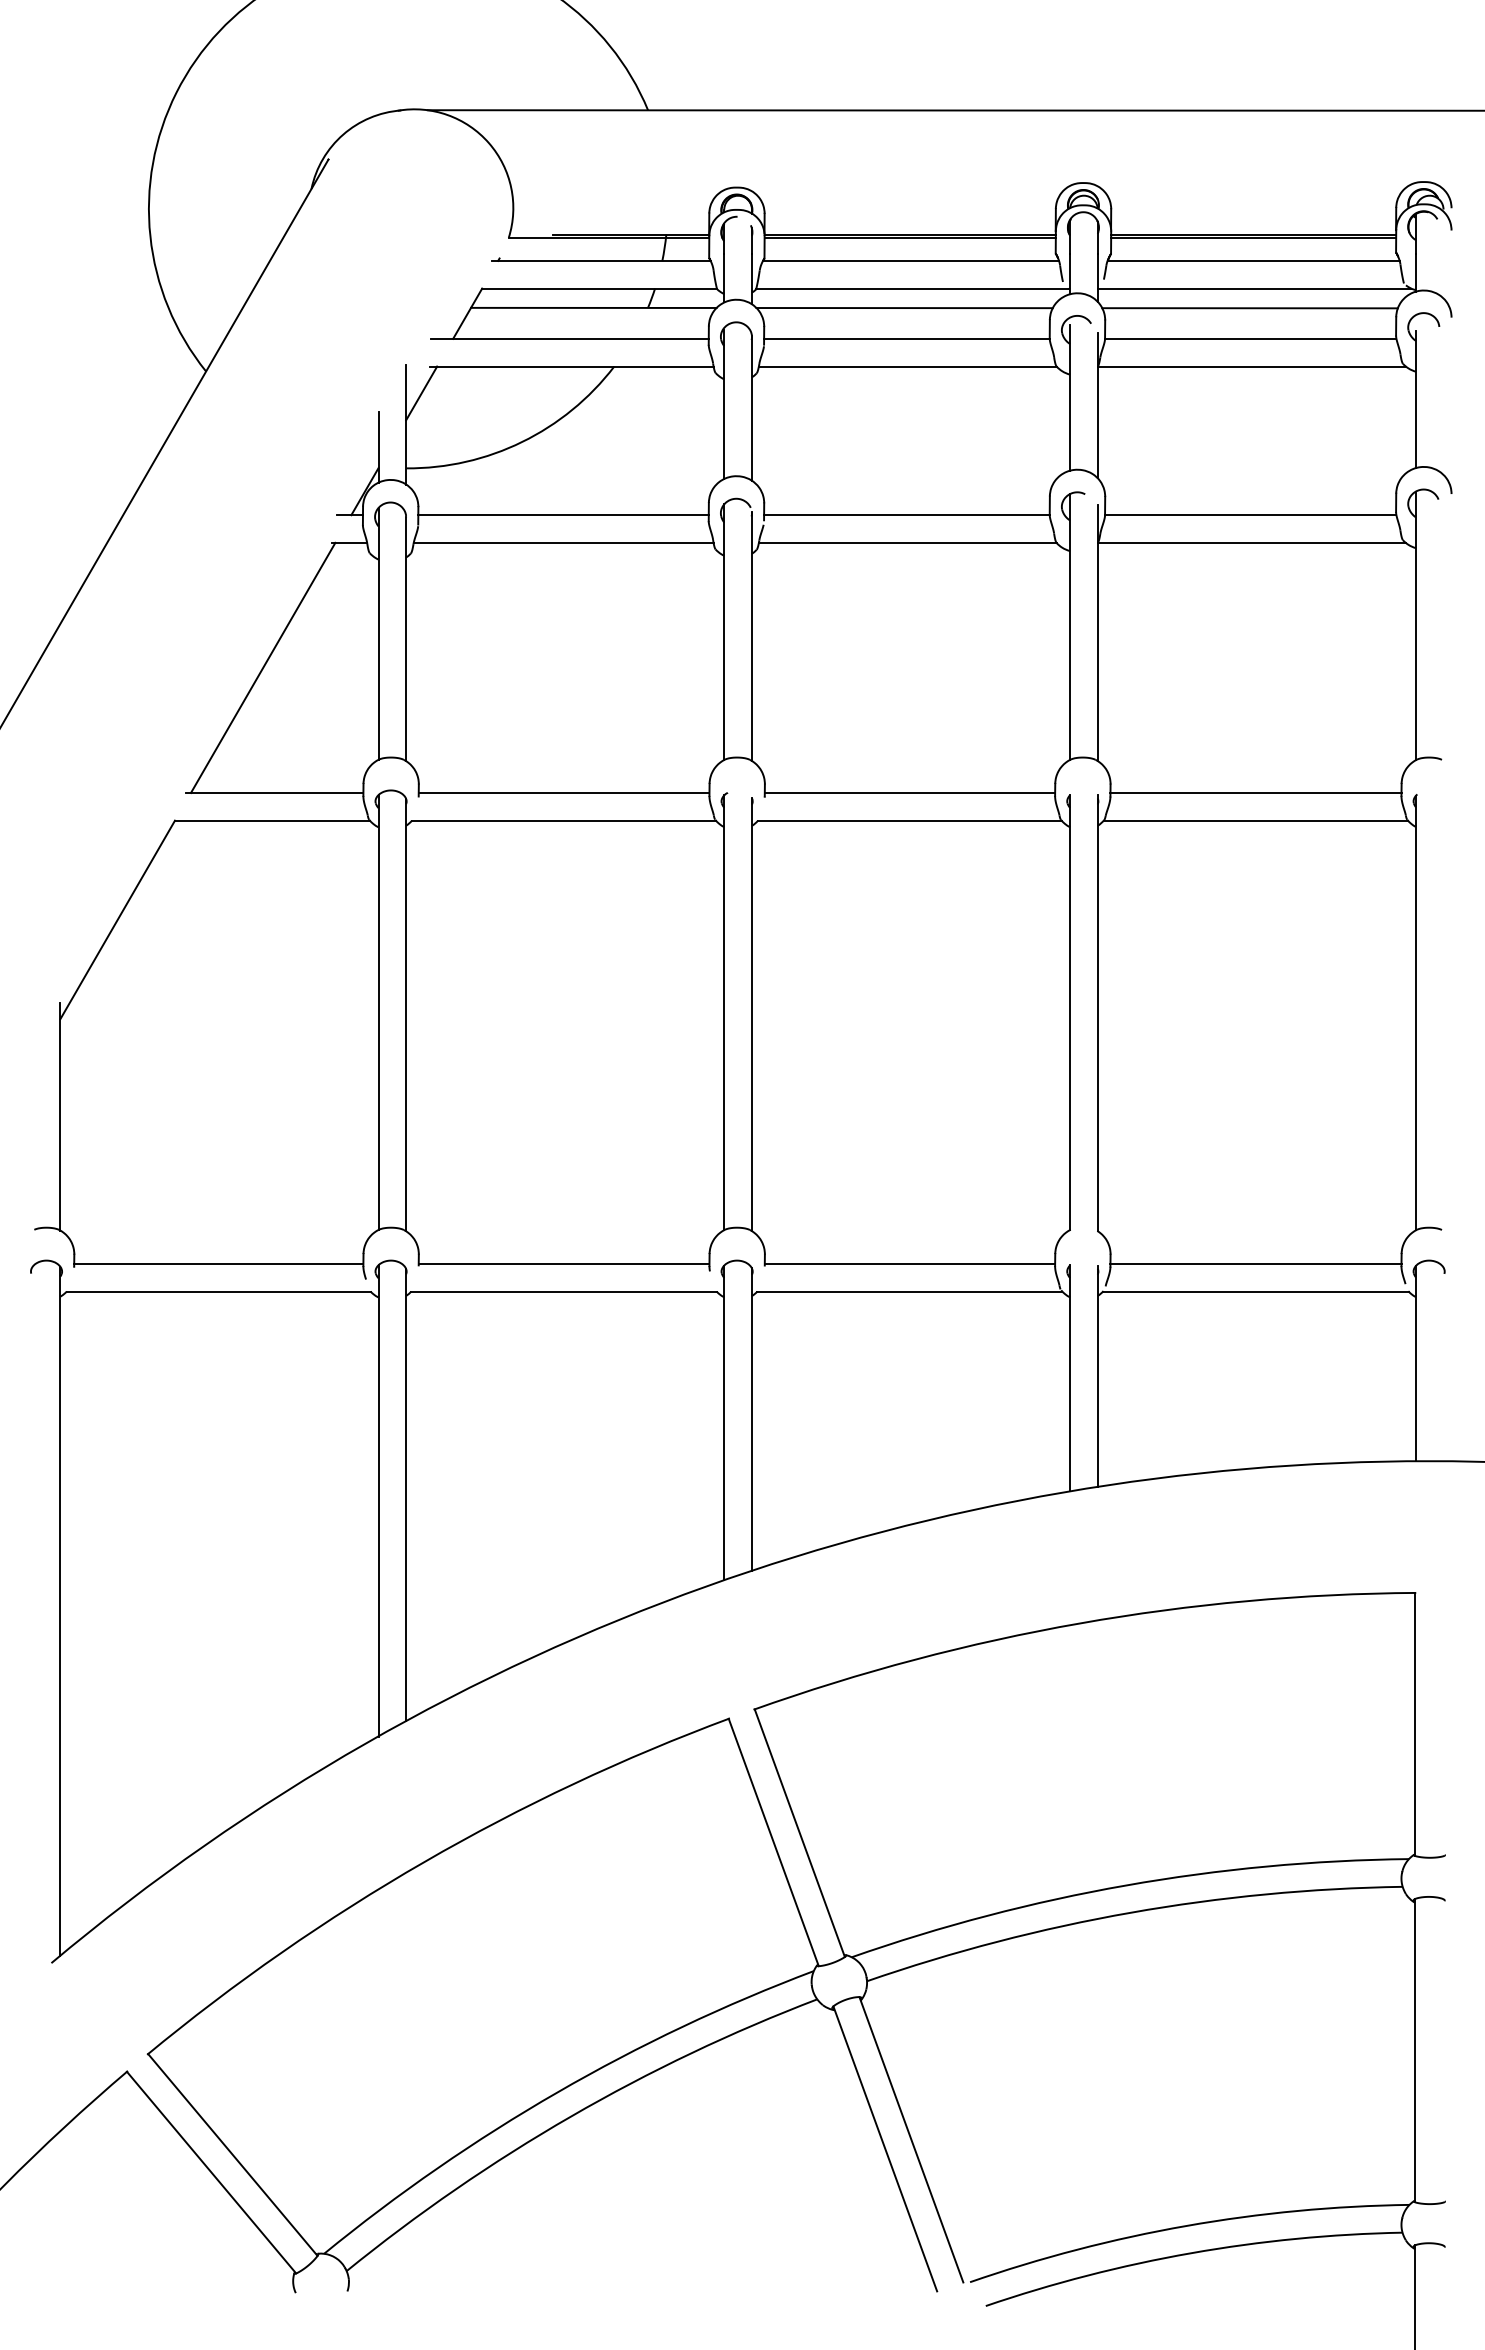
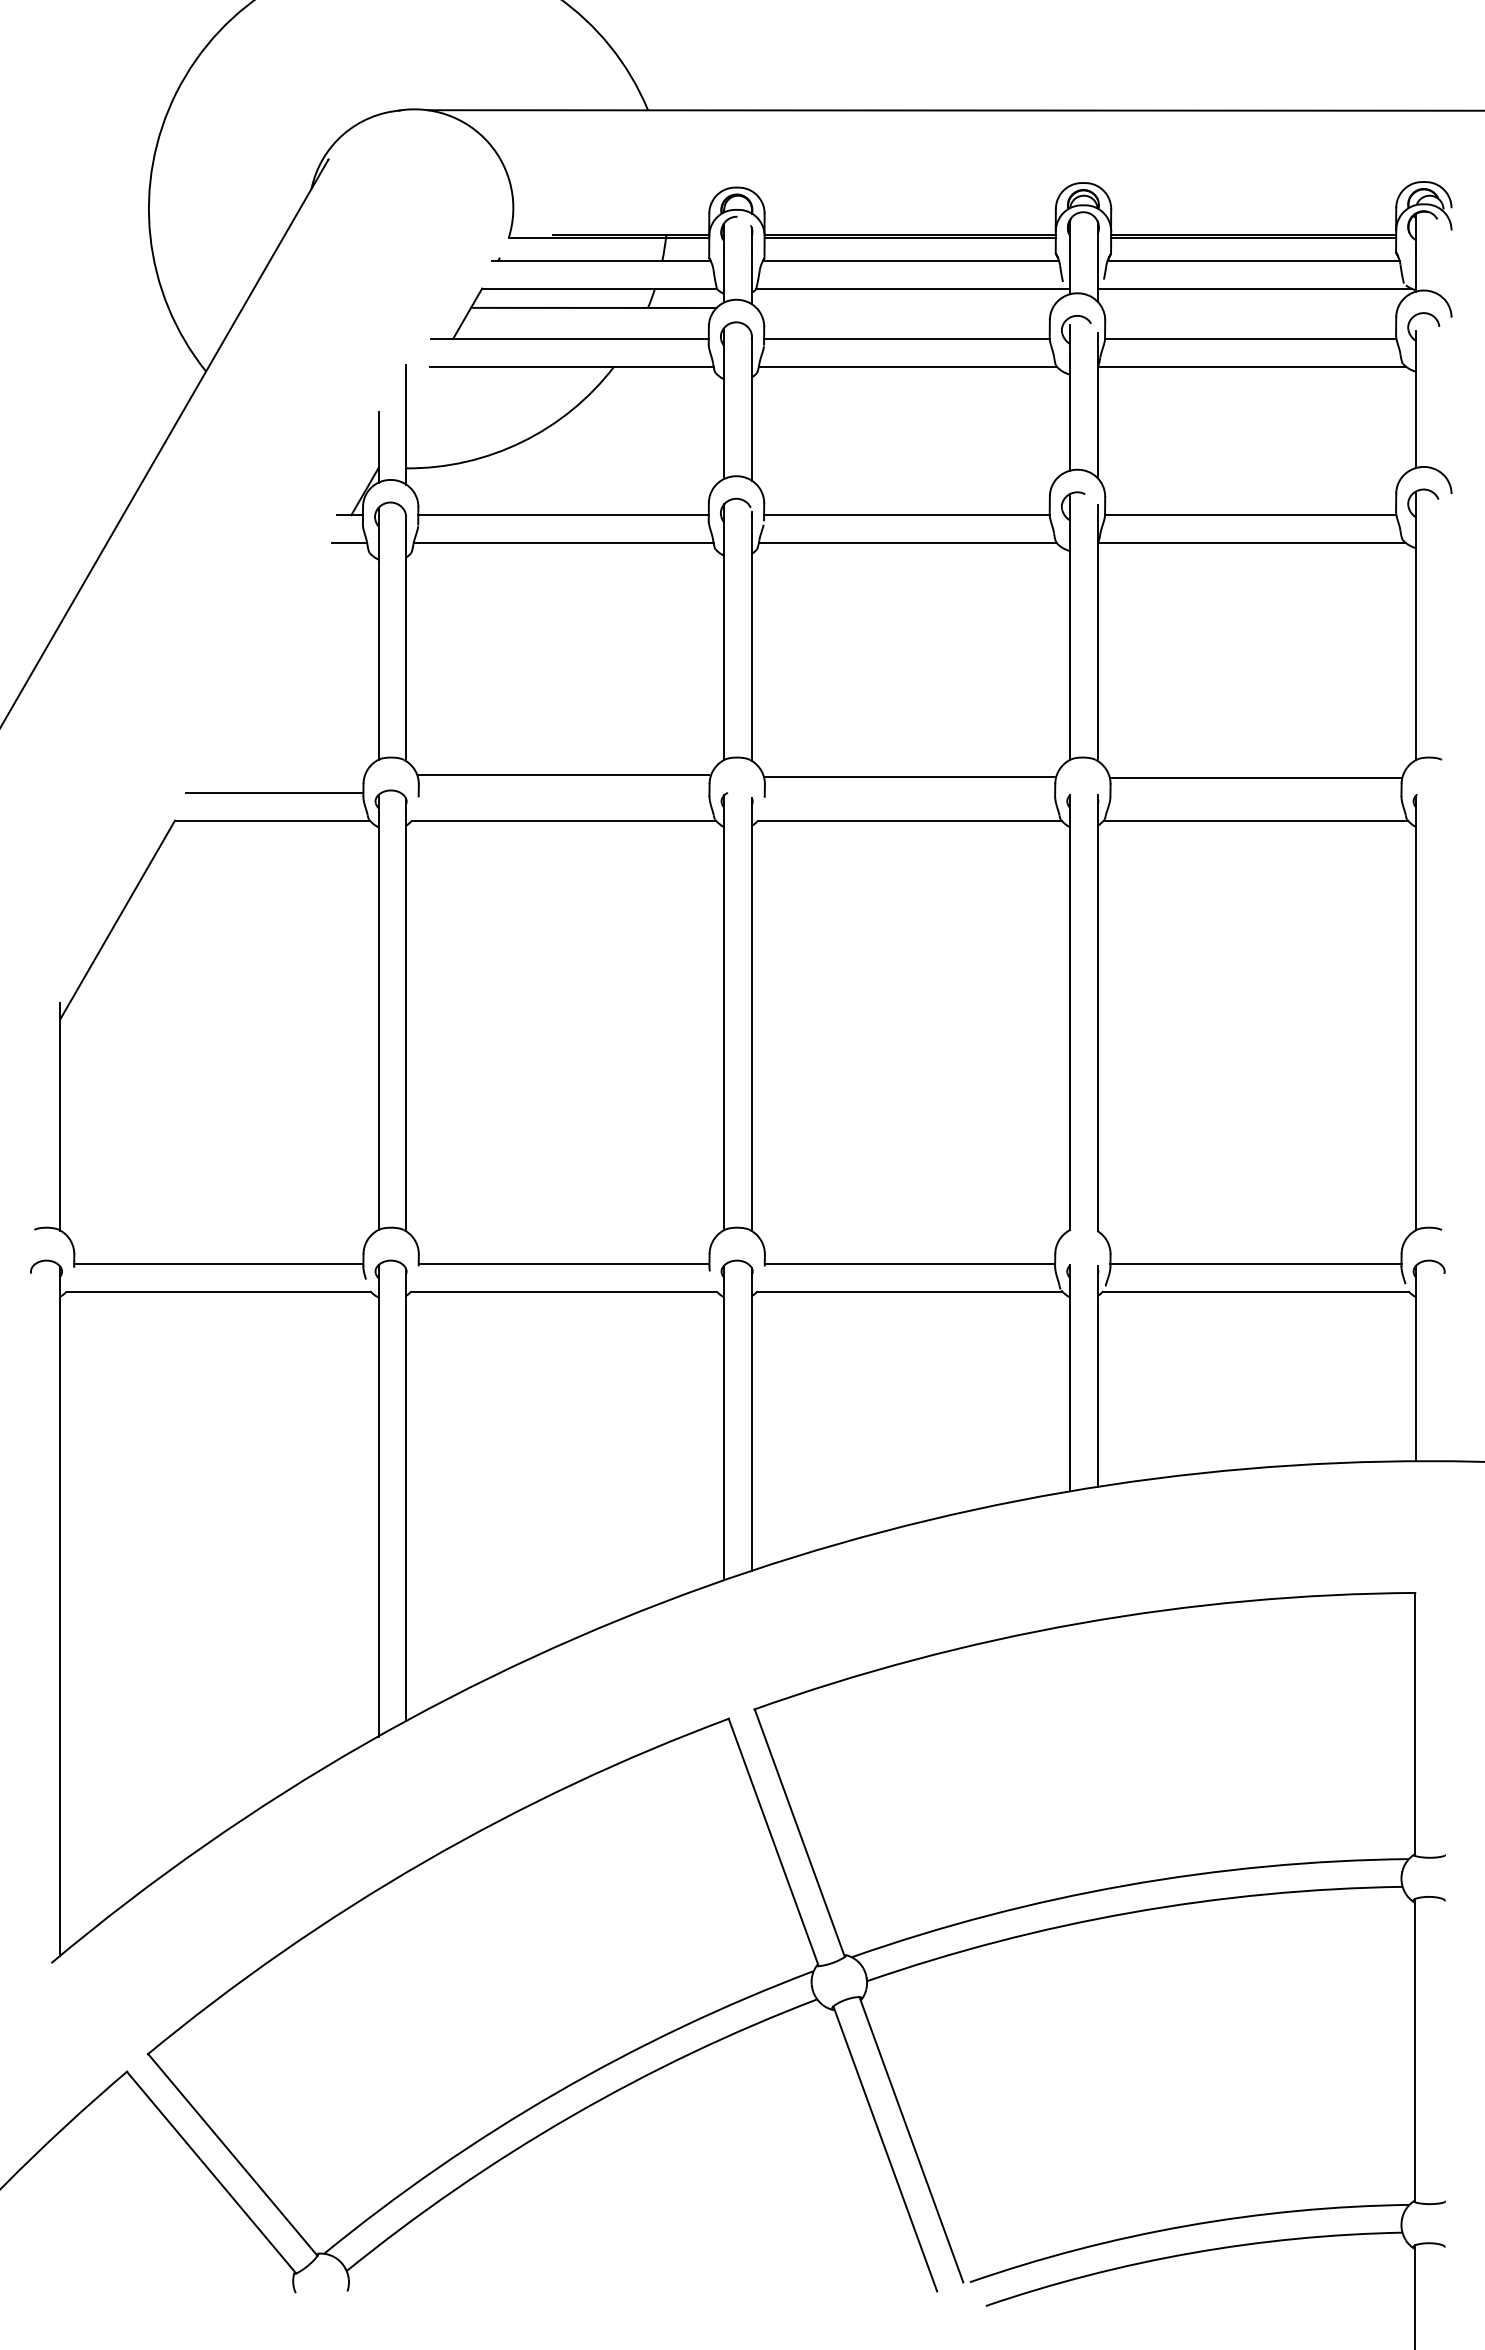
line: present -> none (904, 308)
line: present -> none (1249, 308)
line: present -> none (421, 393)
line: present -> none (262, 667)
line position: (563, 793) -> (563, 775) (563, 775)
line position: (909, 793) -> (909, 777) (909, 777)
line position: (1255, 793) -> (1255, 778) (1255, 778)
